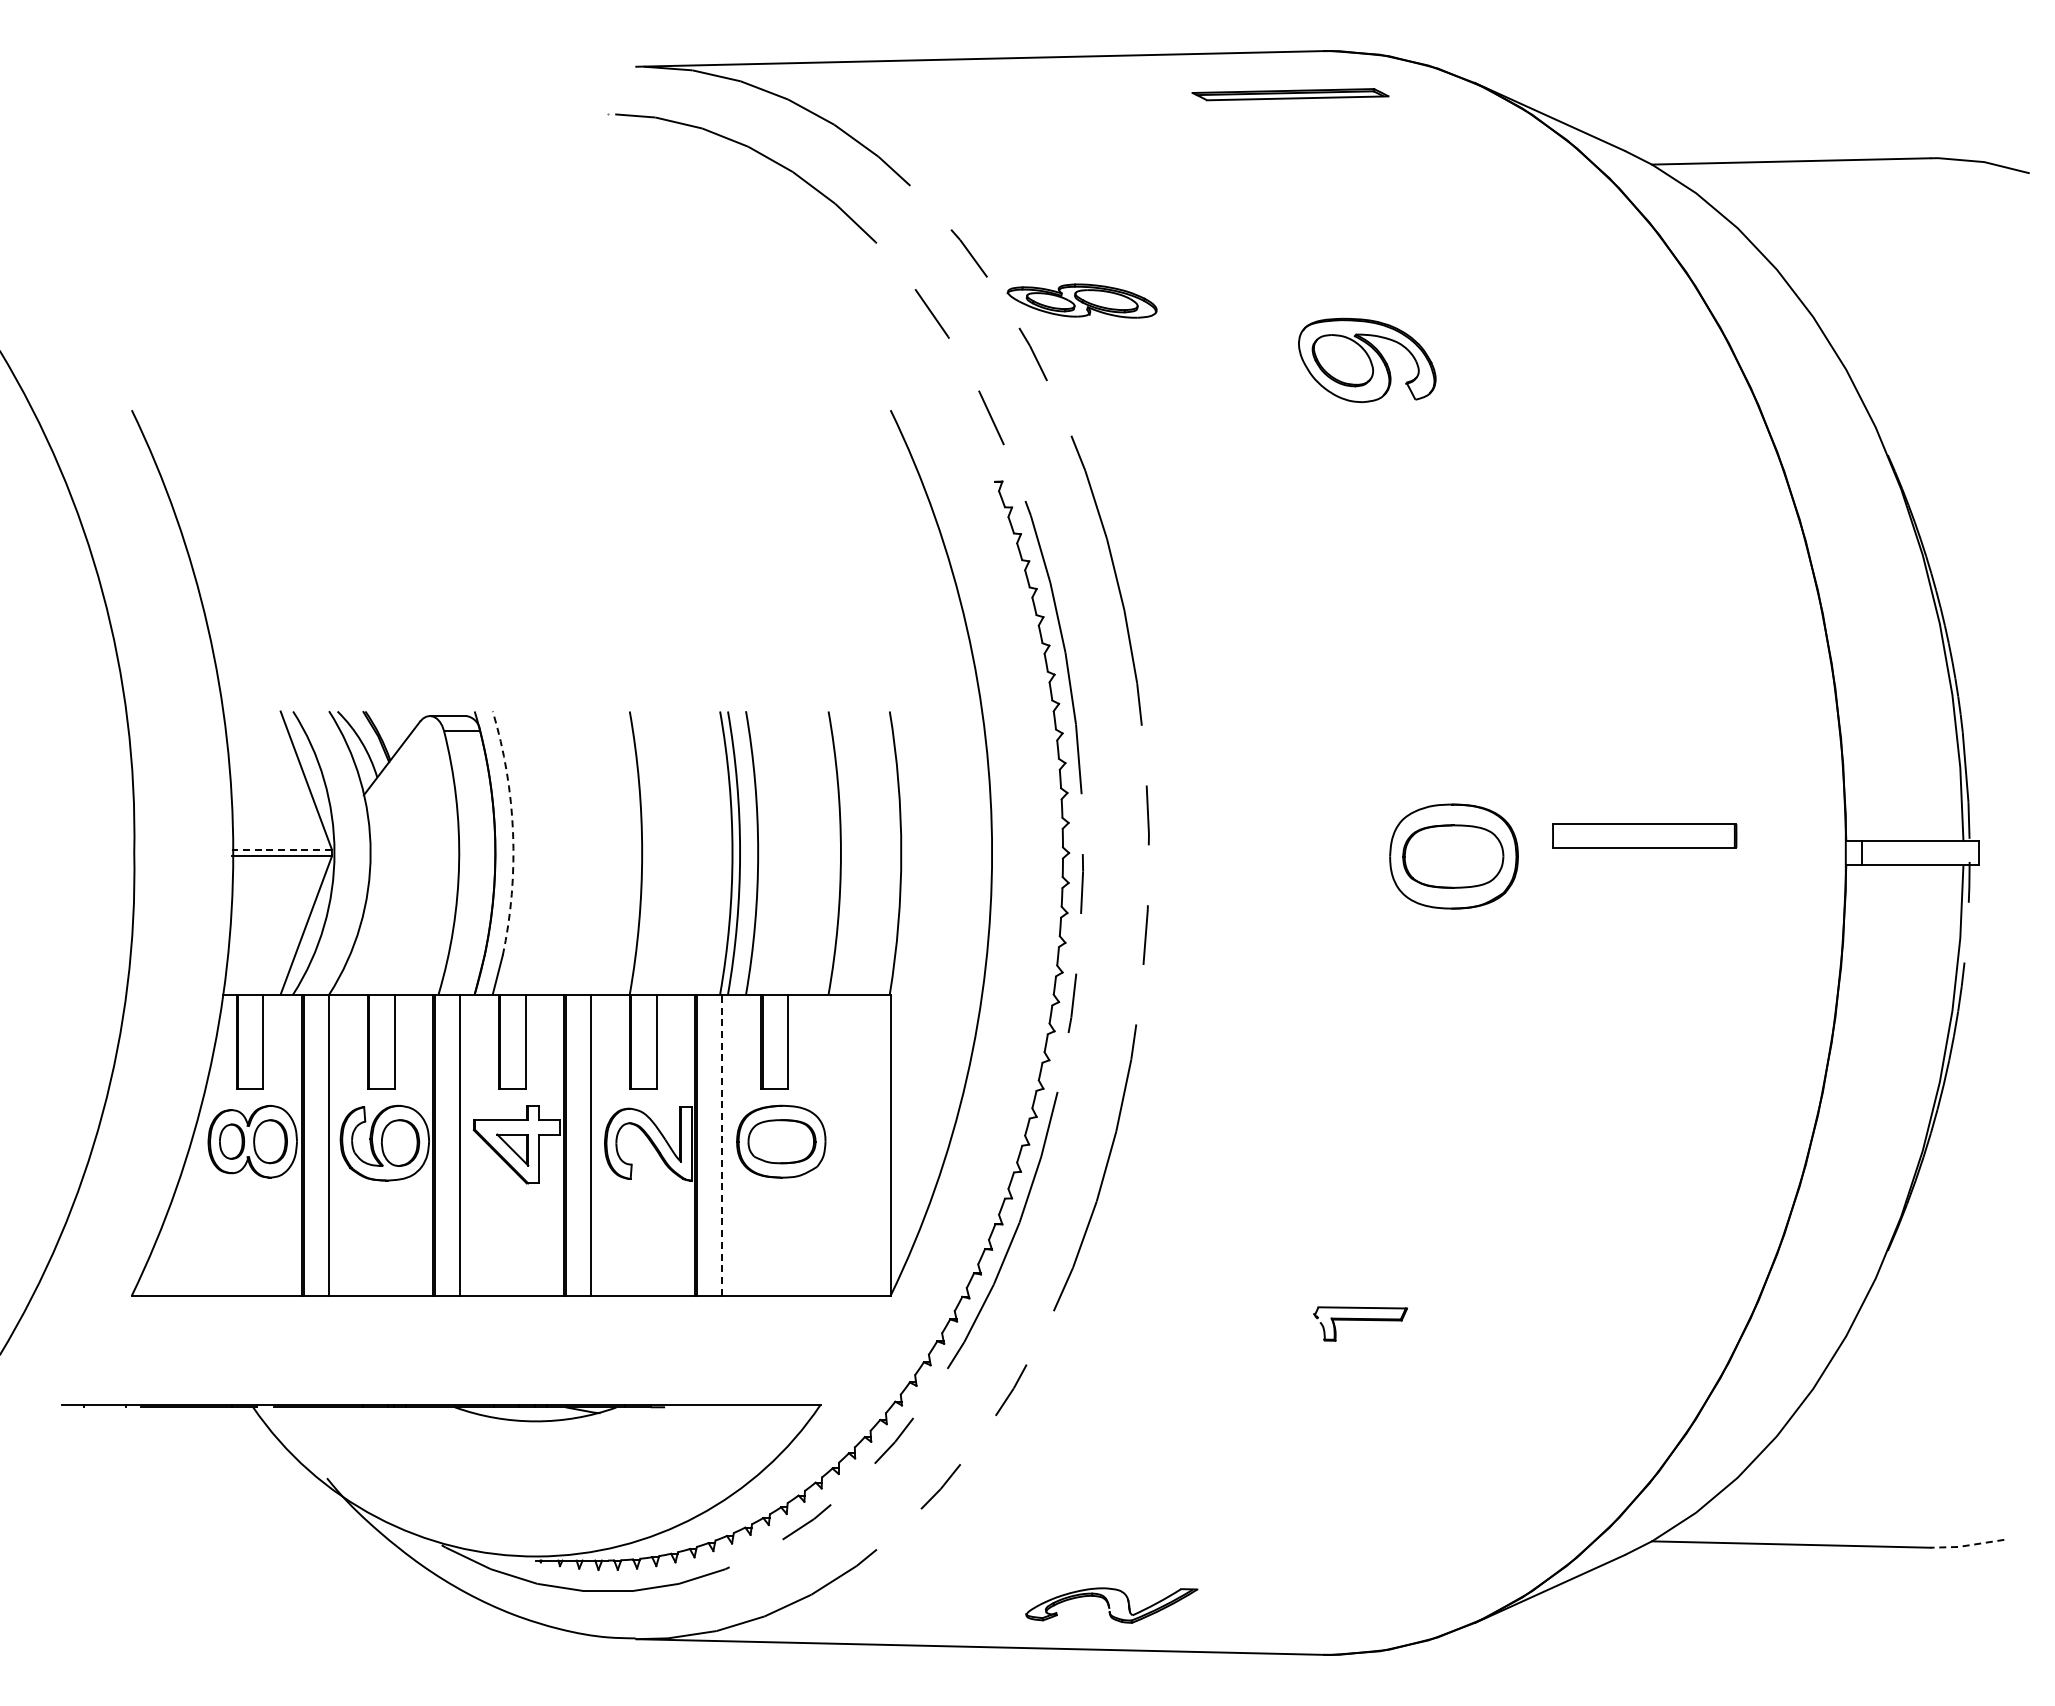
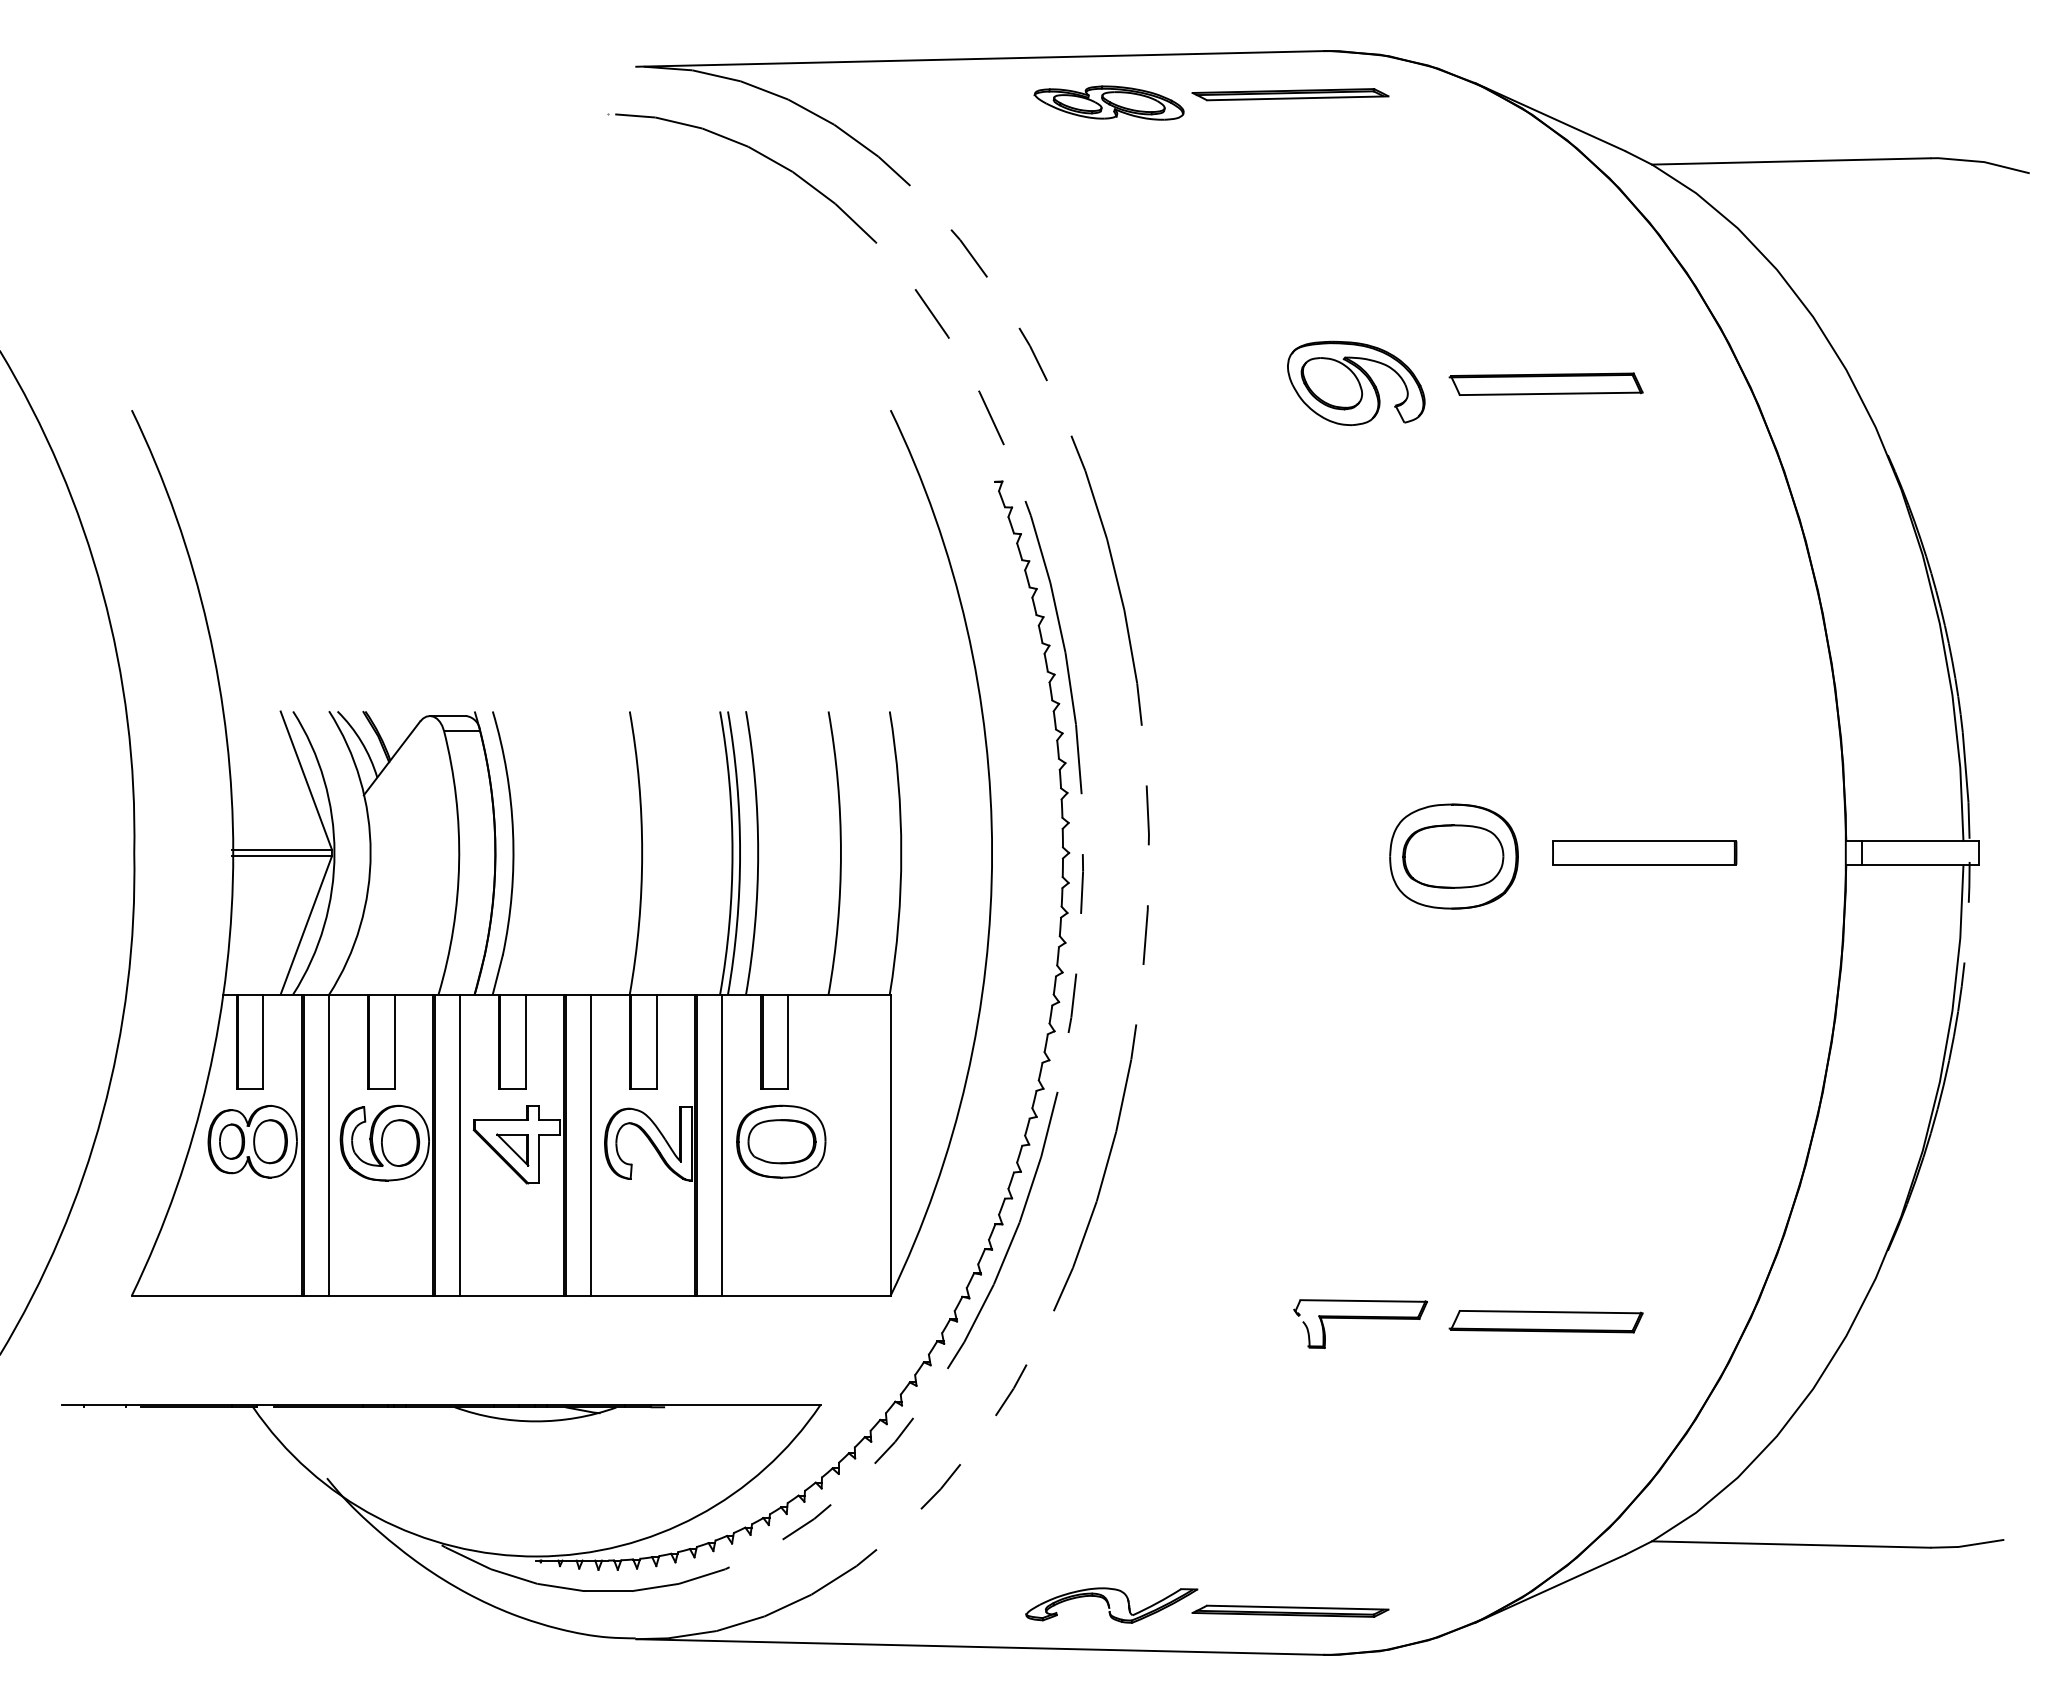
part position: (1081, 300) -> (1108, 102) (1108, 102)
part position: (1367, 360) -> (1356, 383) (1356, 383)
part: none -> present (1545, 383)
arc: dashed -> solid (513, 832)
part position: (1644, 835) -> (1644, 852) (1644, 852)
line: dashed -> solid (281, 849)
line: dashed -> solid (722, 1145)
part: none -> present (1545, 1321)
part size: 95x36 px -> 135x50 px (1360, 1323)
line: dashed -> solid (1966, 1545)
part: none -> present (1290, 1610)
